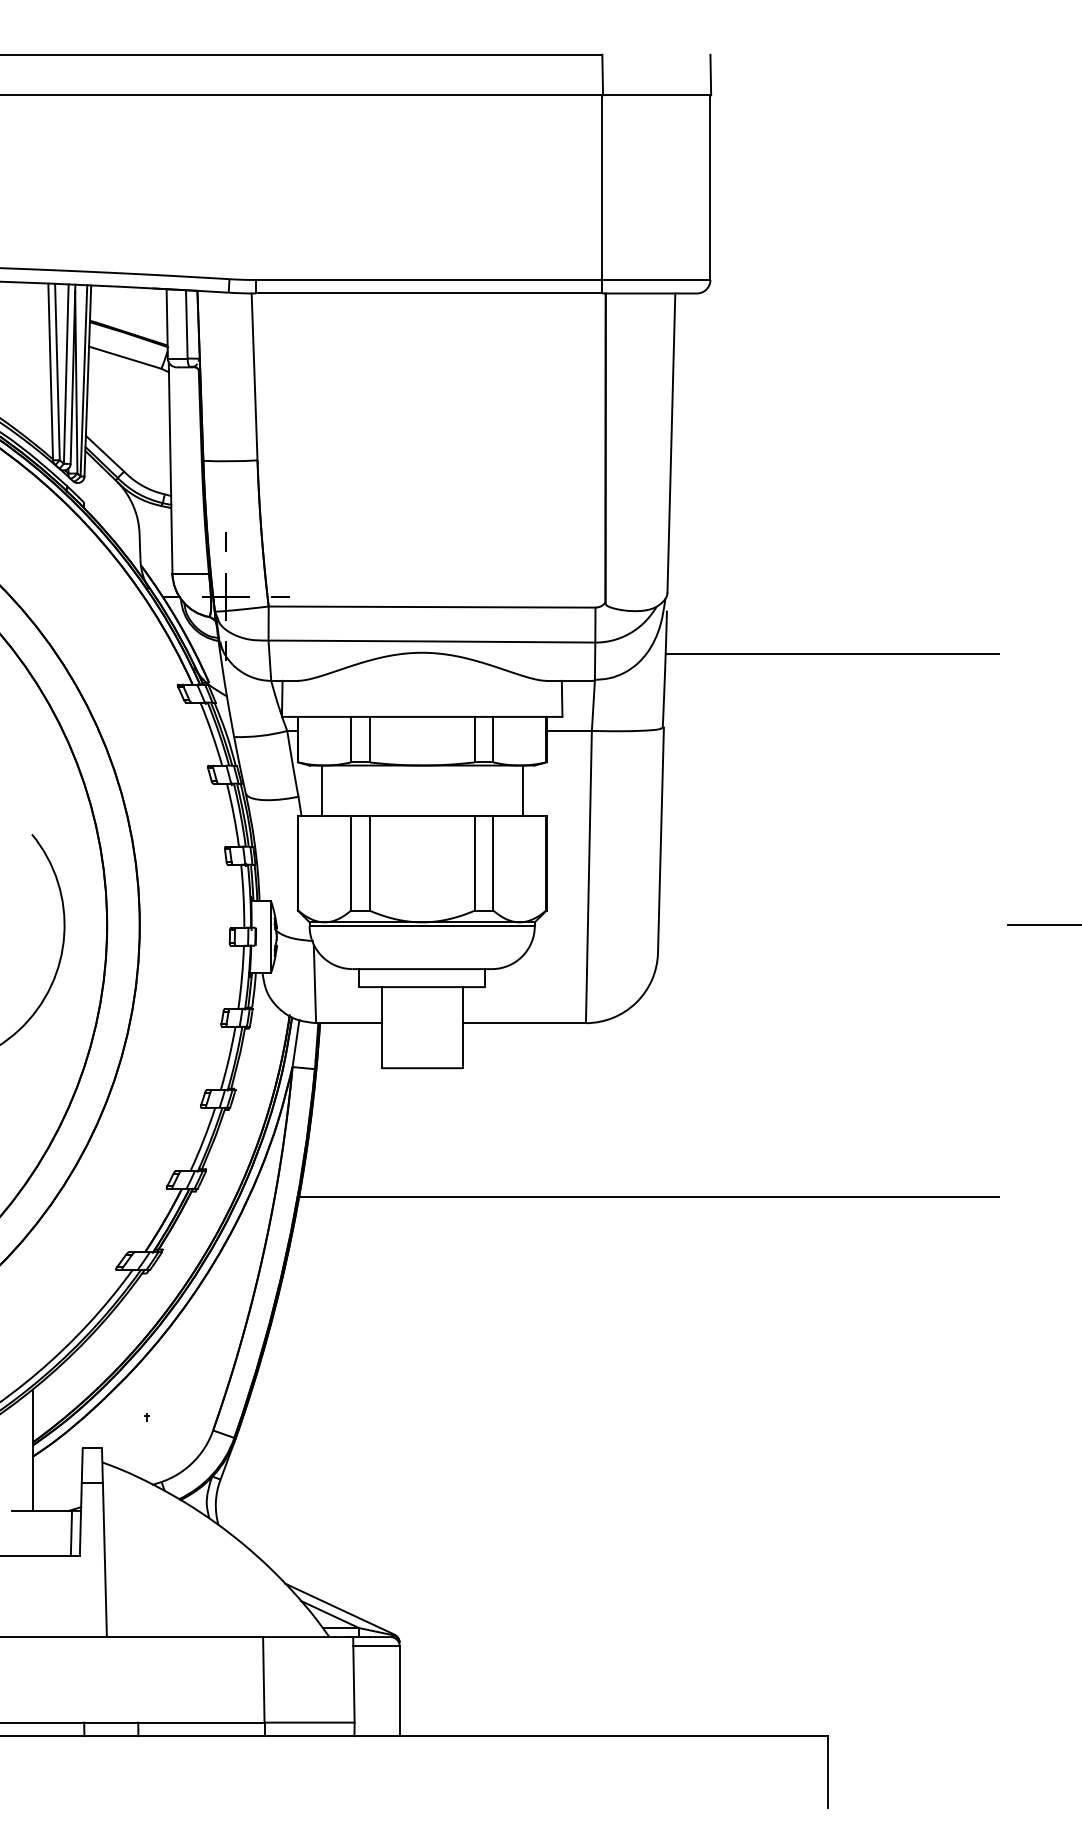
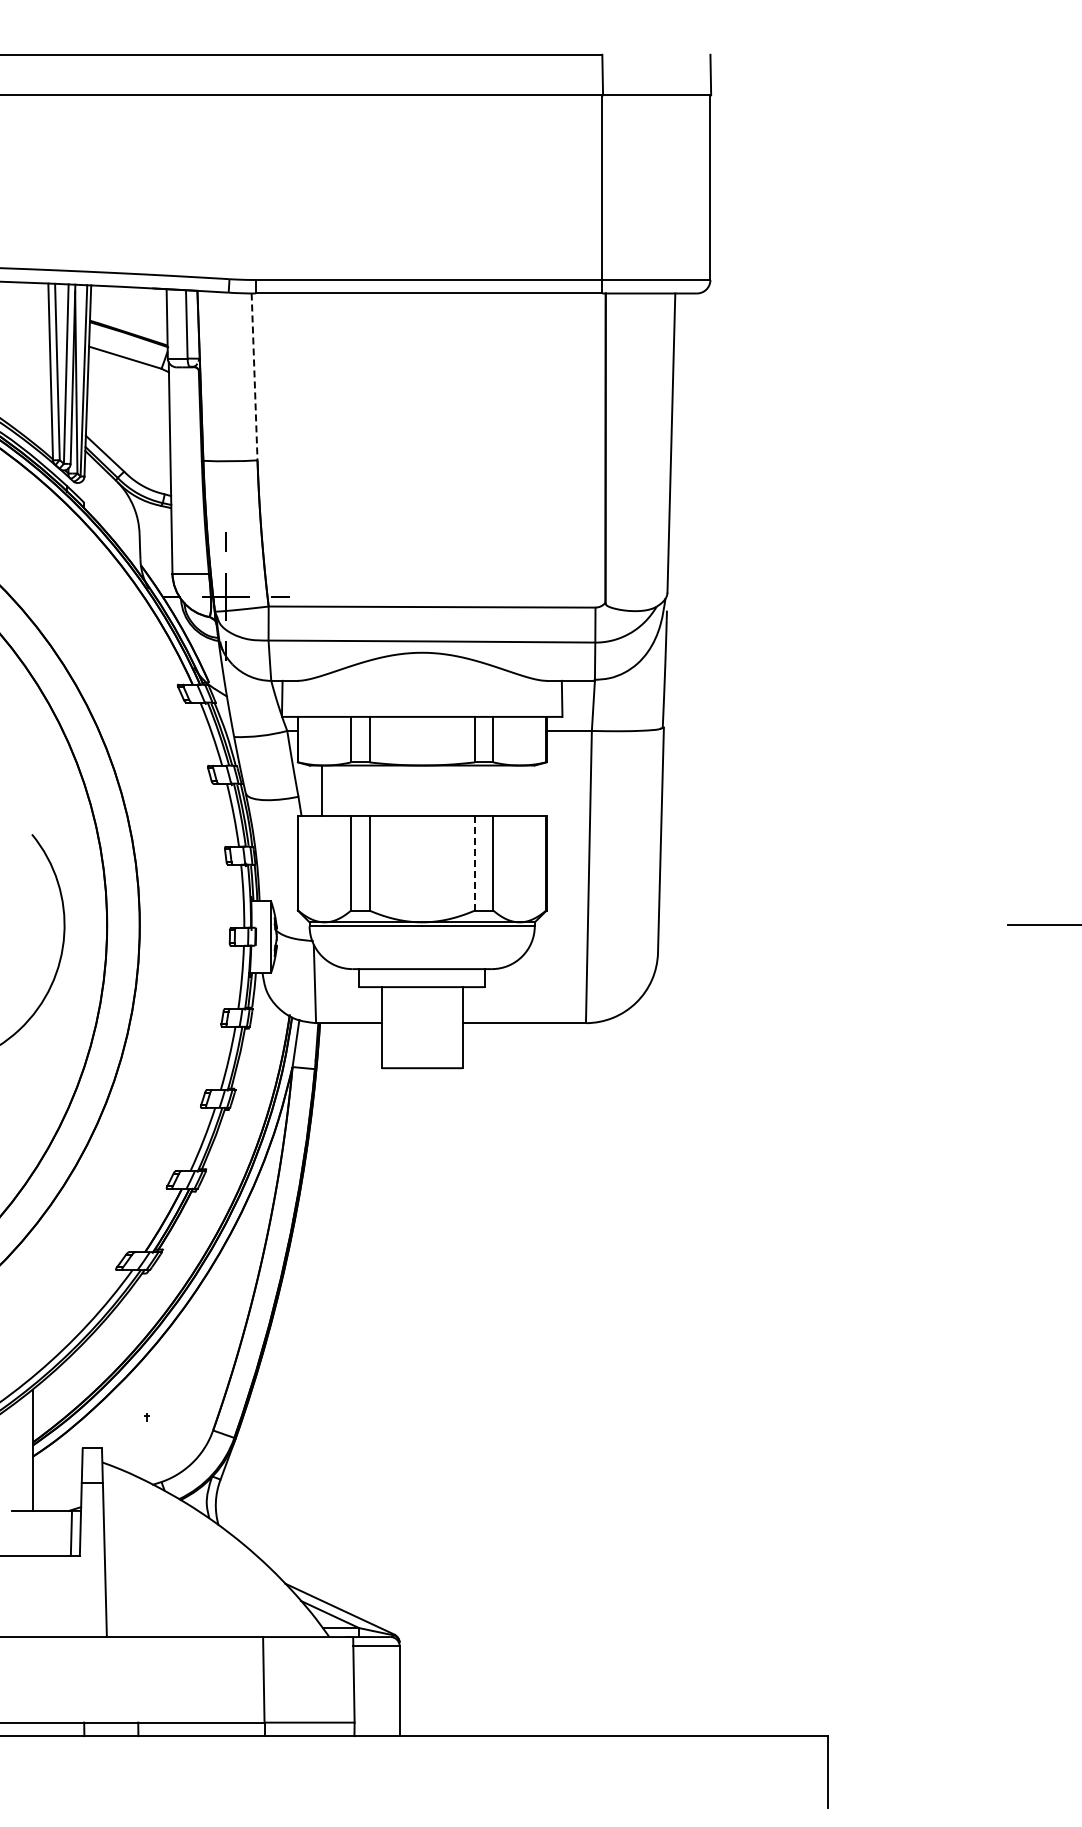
line: solid -> dashed (254, 377)
line: present -> none (831, 653)
line: present -> none (522, 790)
line: solid -> dashed (474, 863)
line: present -> none (648, 1197)
